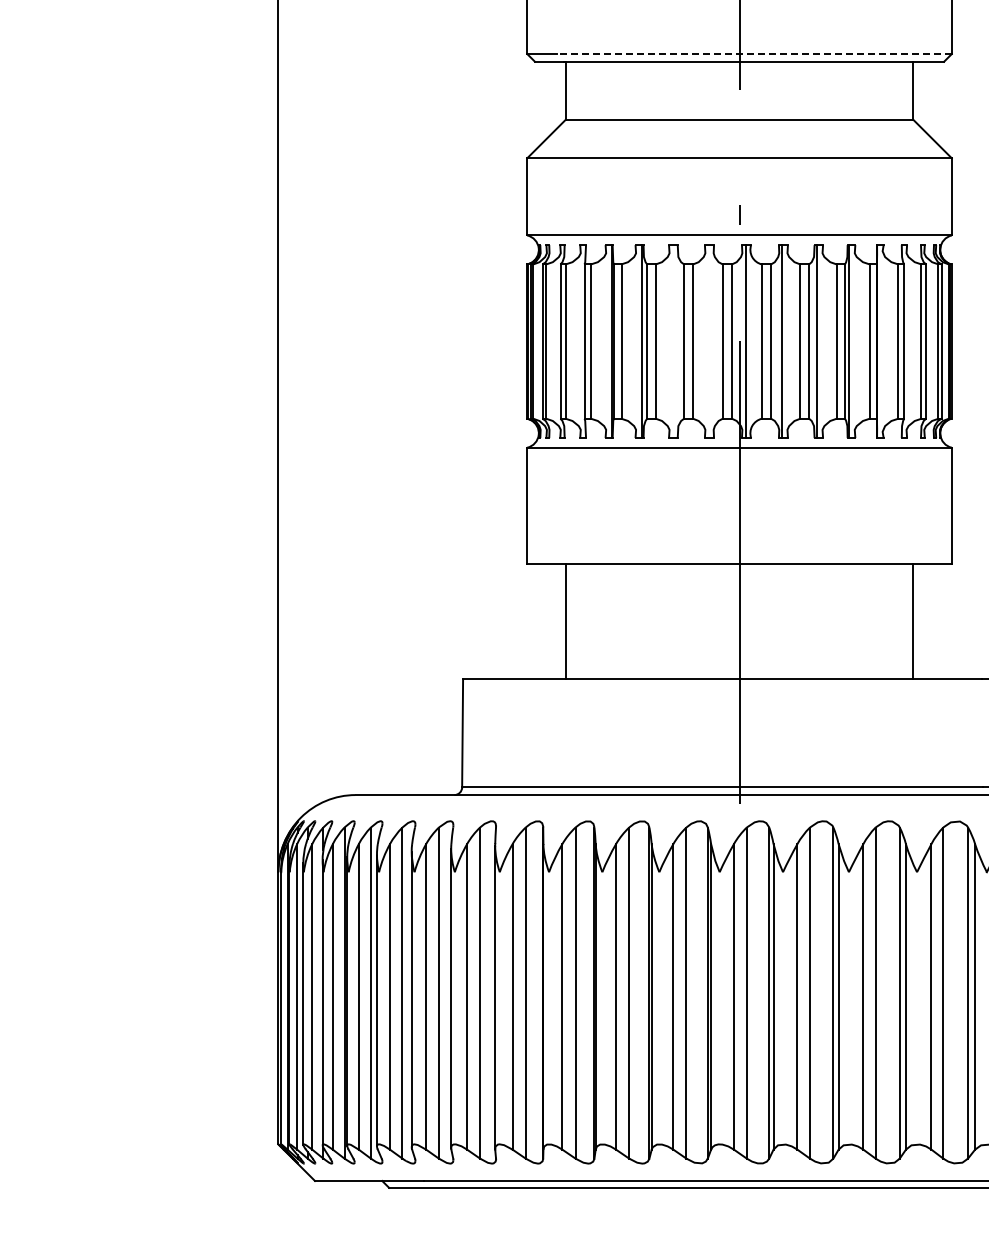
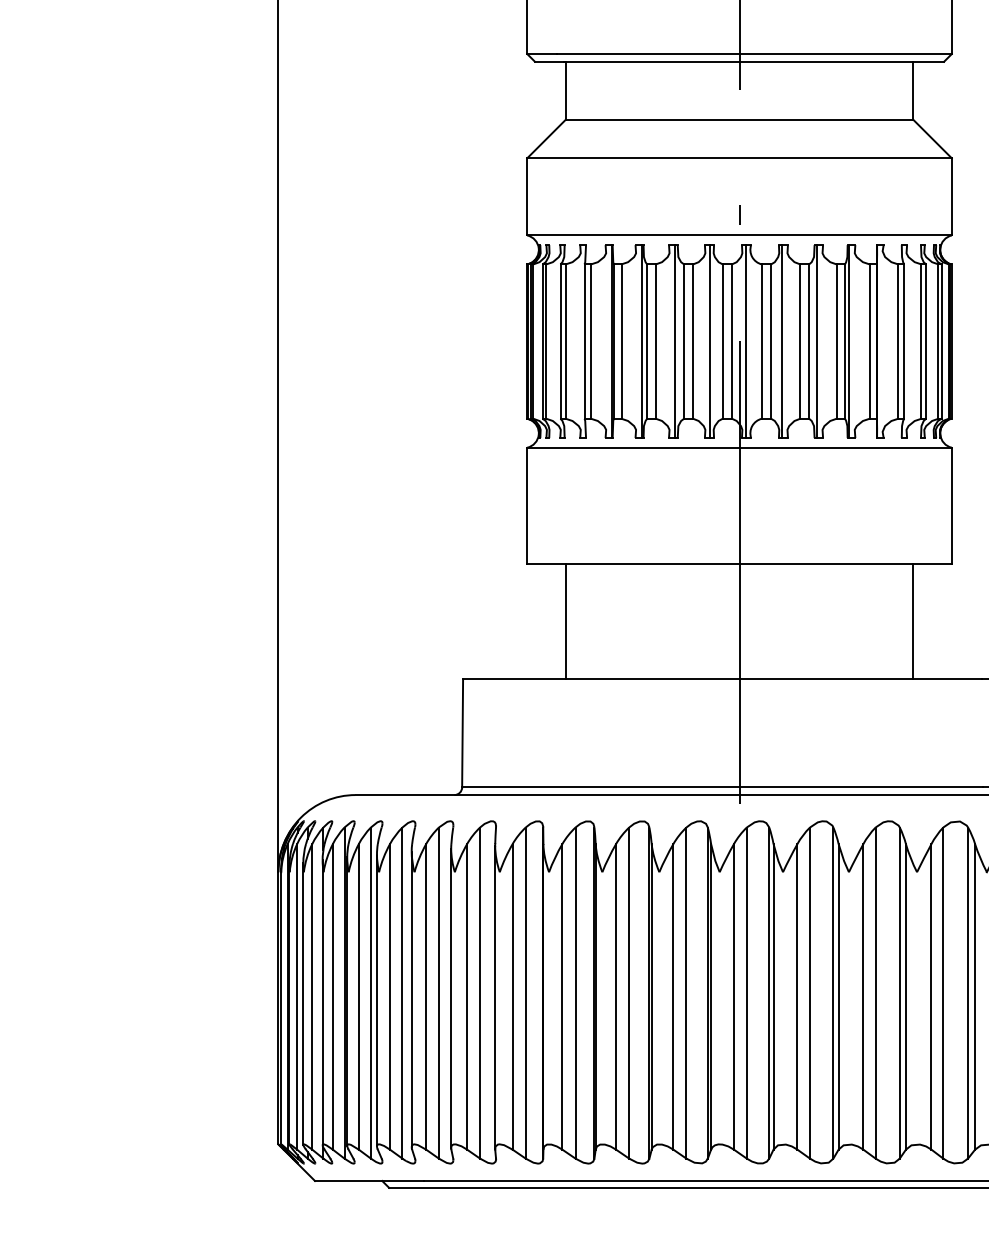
line: dashed -> solid (753, 54)
line: none -> present (674, 341)
line: none -> present (710, 341)
